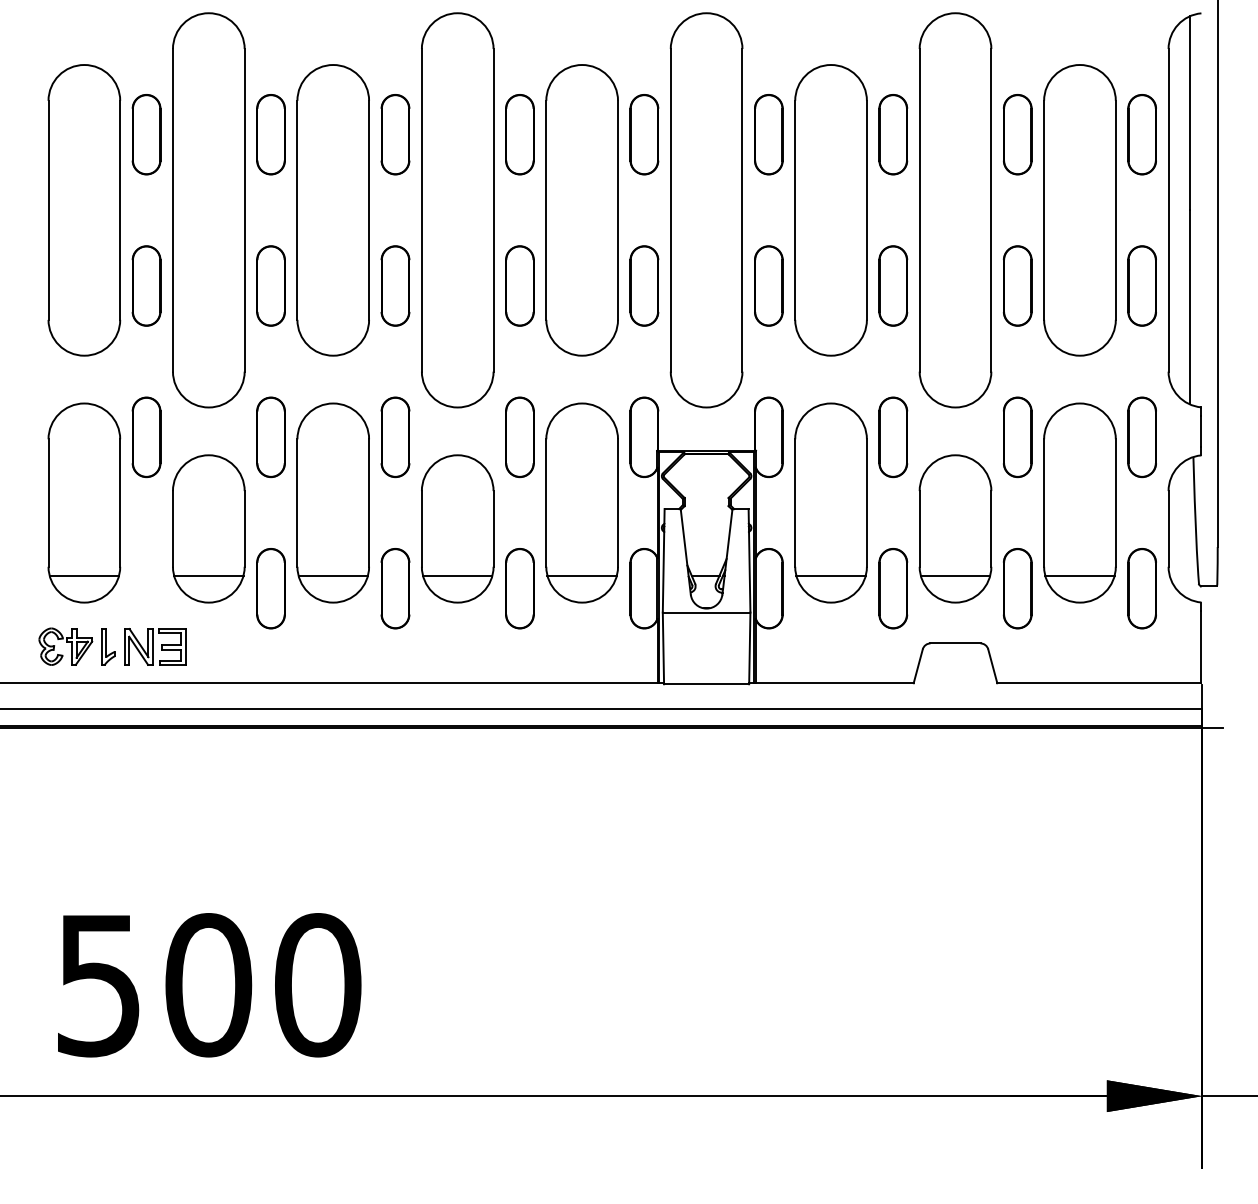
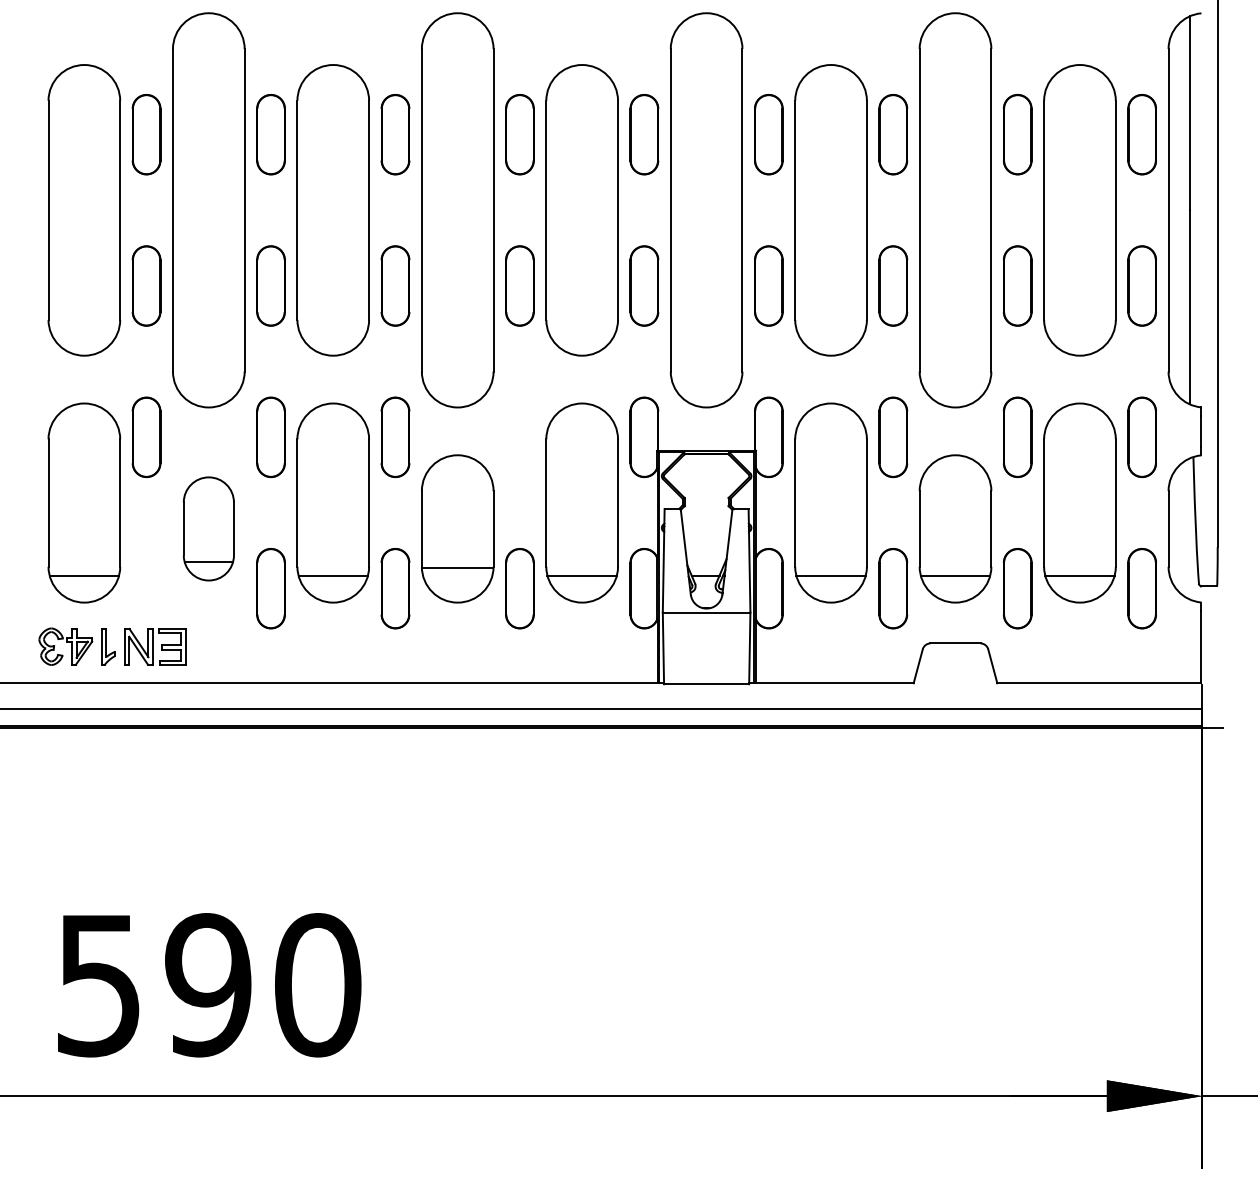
part: present -> none (519, 437)
part size: 74x150 px -> 53x106 px (208, 528)
line position: (457, 575) -> (457, 567) (457, 567)
text: 500 -> 590 (208, 985)
